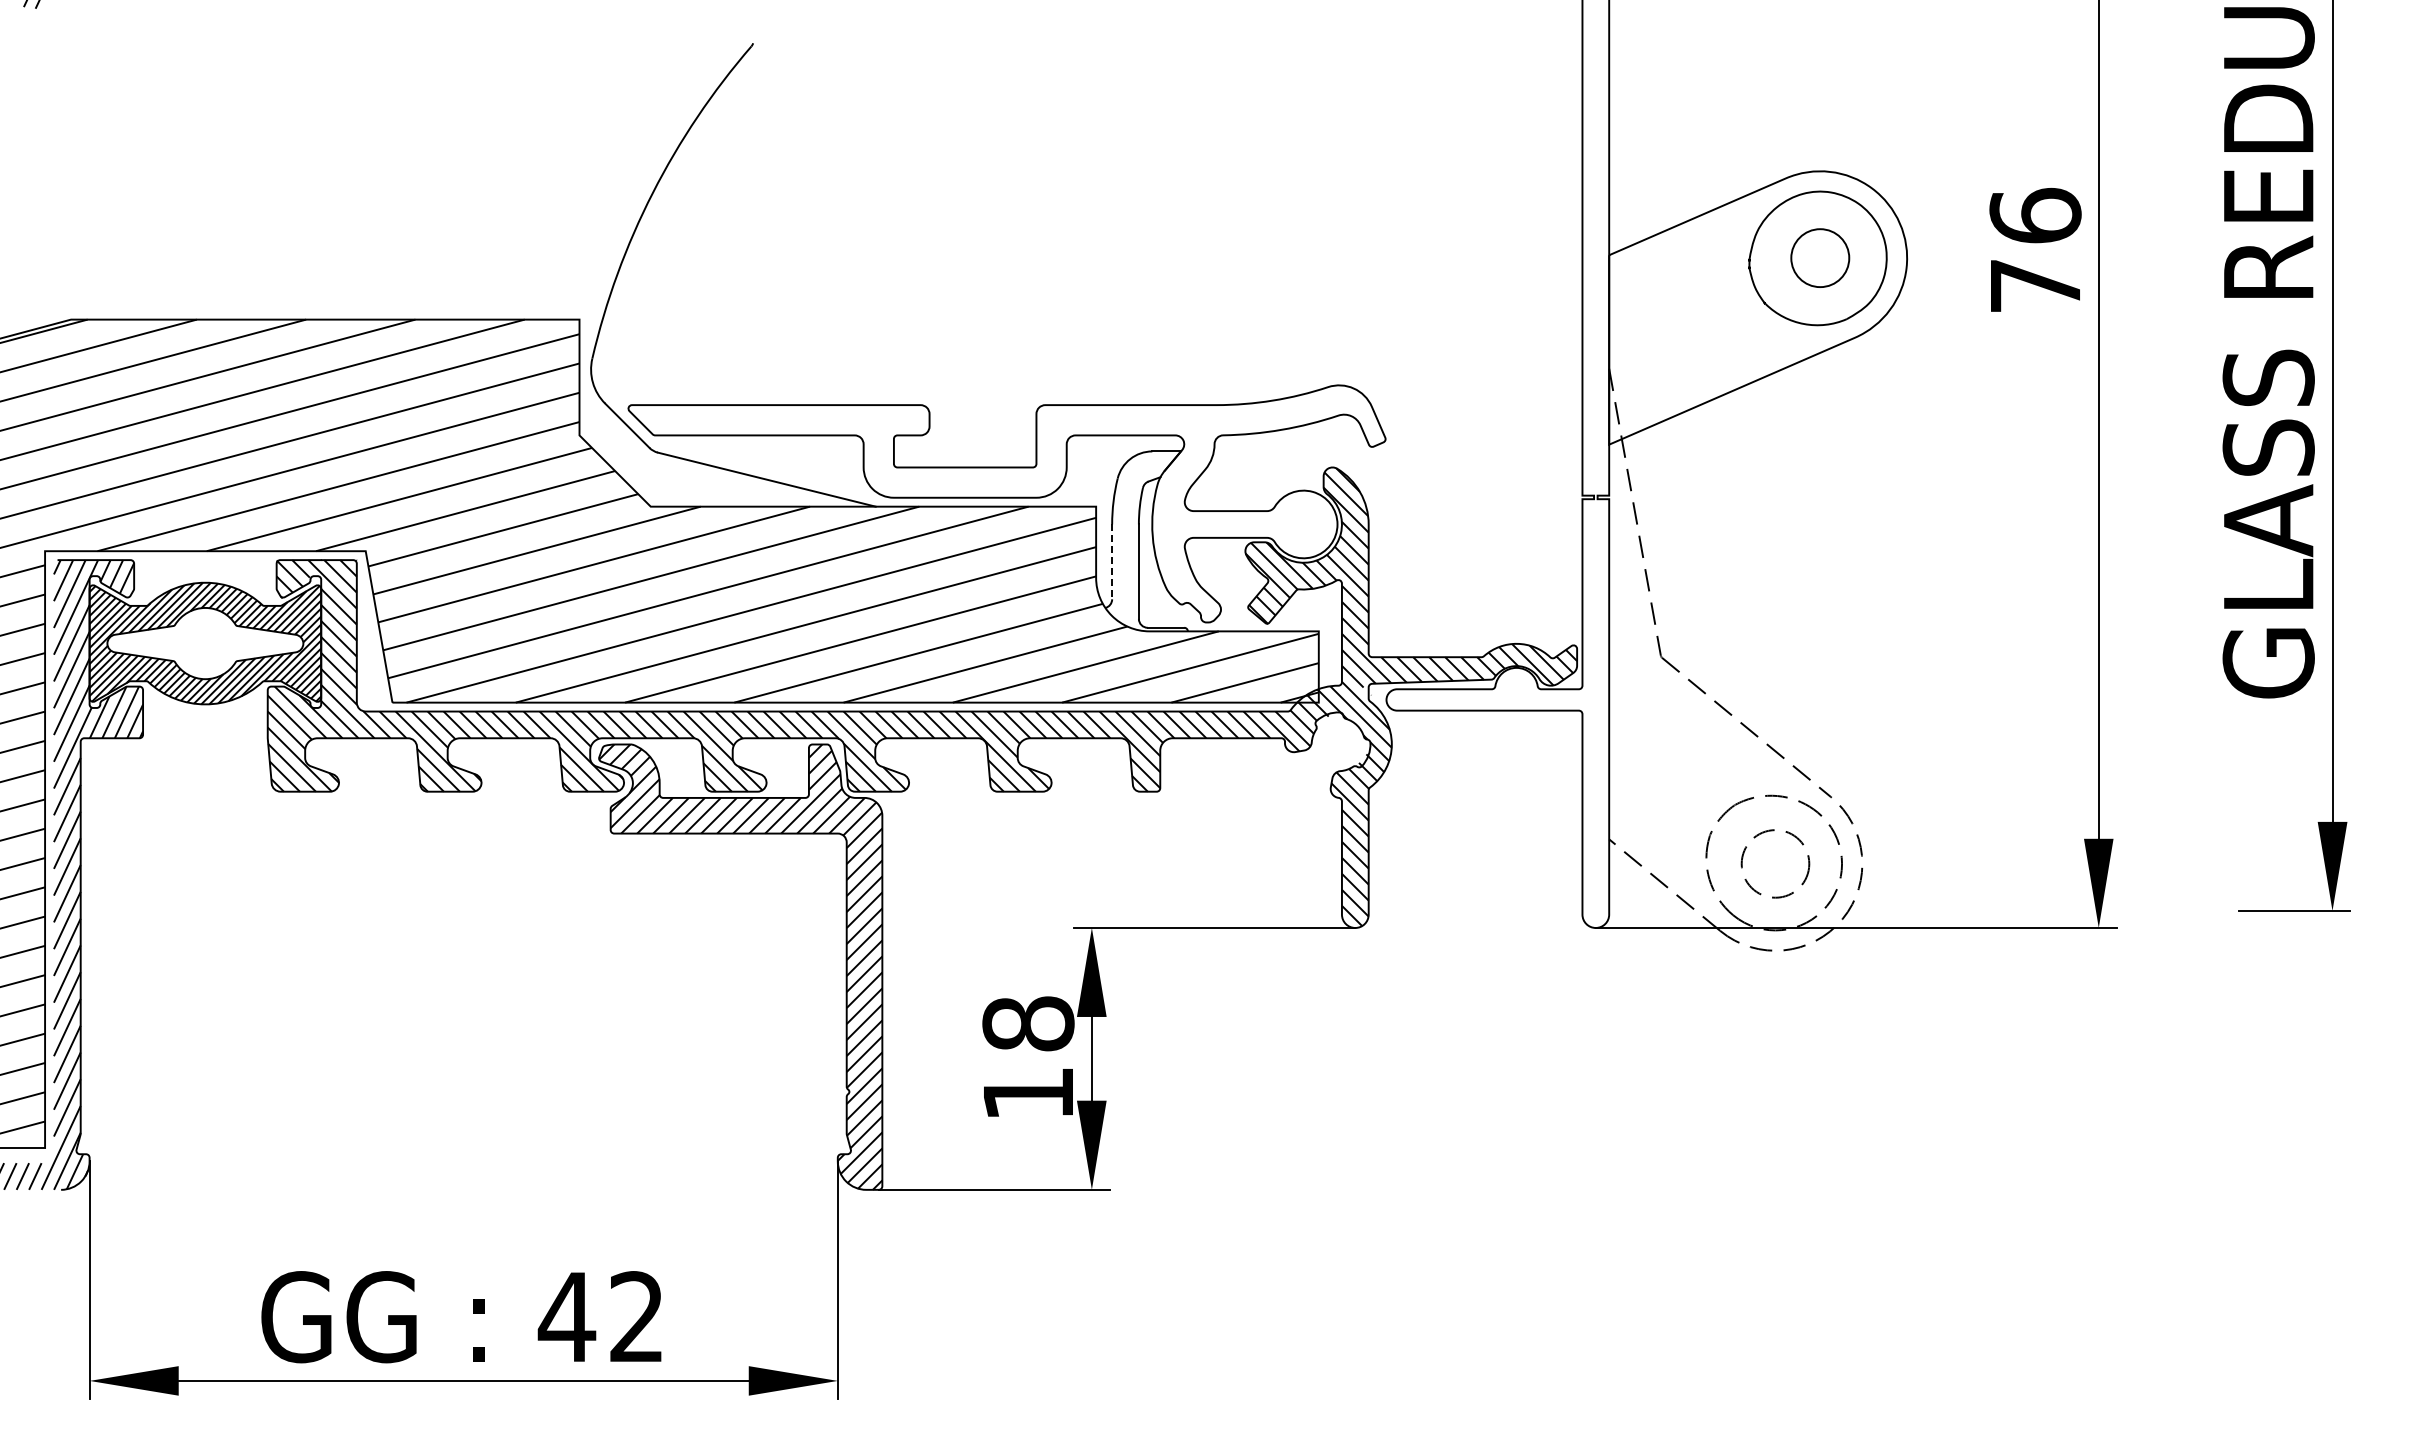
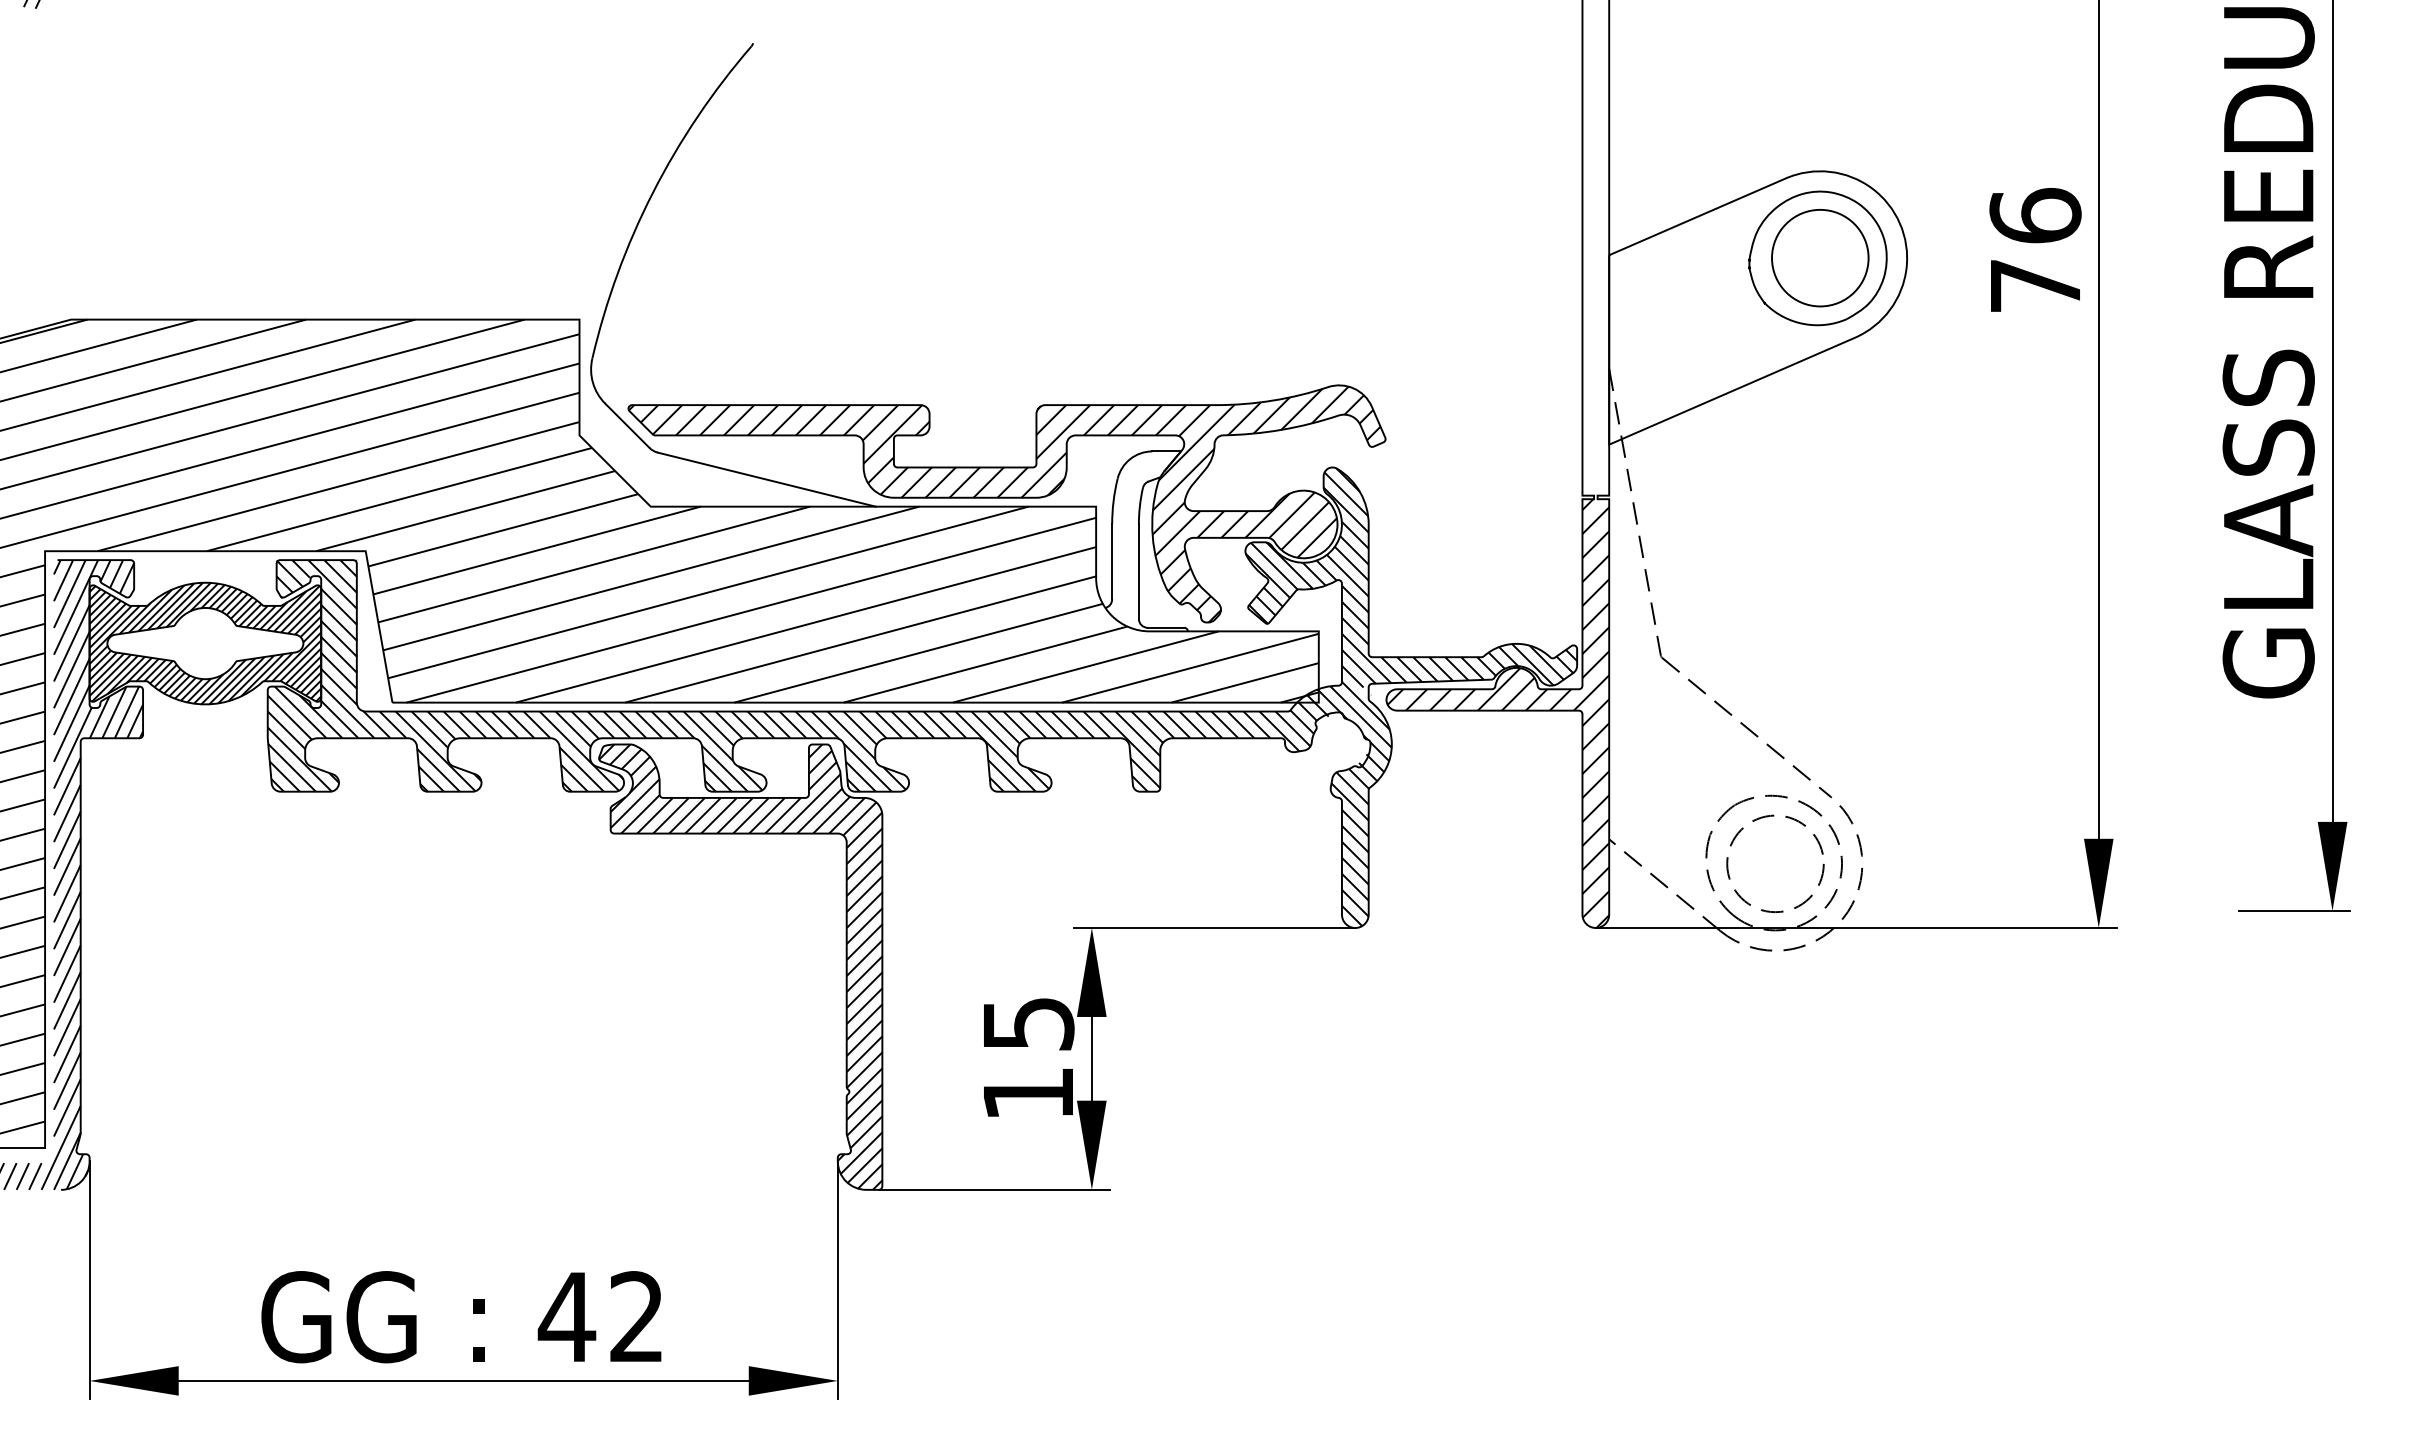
circle diameter: 58 px -> 97 px (1820, 257)
hatch: none -> present (1004, 504)
line: dashed -> solid (1112, 562)
hatch: none -> present (1498, 713)
circle size: 71x70 px -> 99x100 px (1775, 863)
text: 18 -> 15 (1028, 1023)
